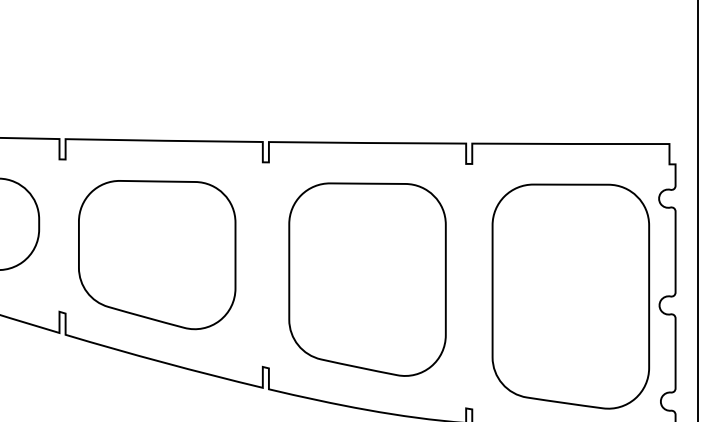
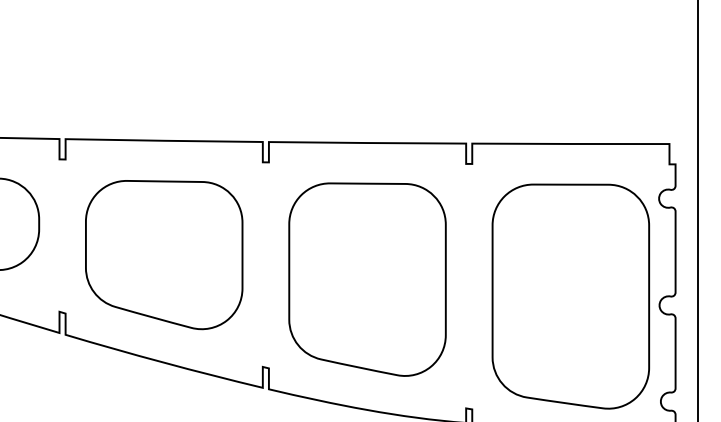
part position: (157, 255) -> (164, 255) (164, 255)
